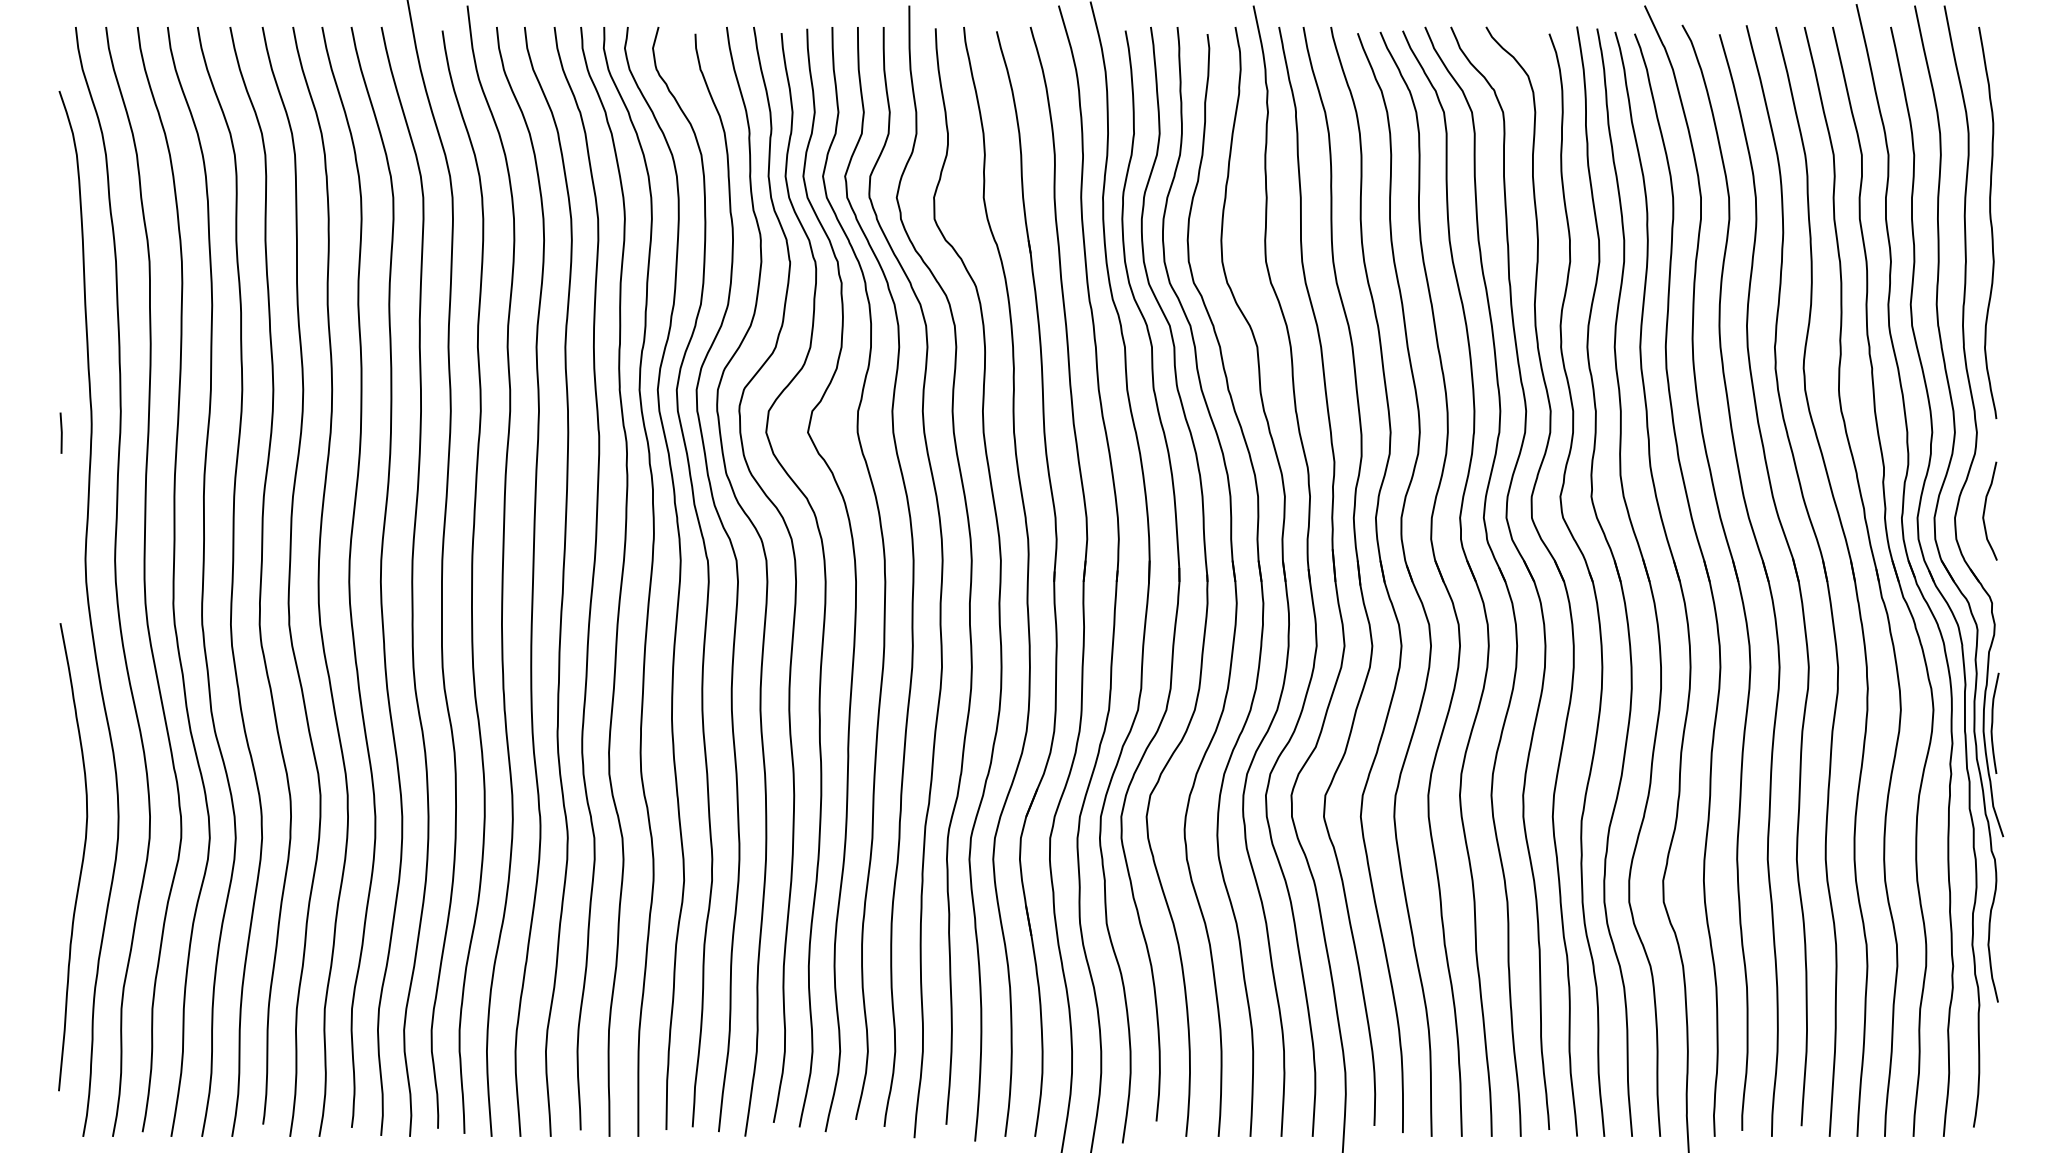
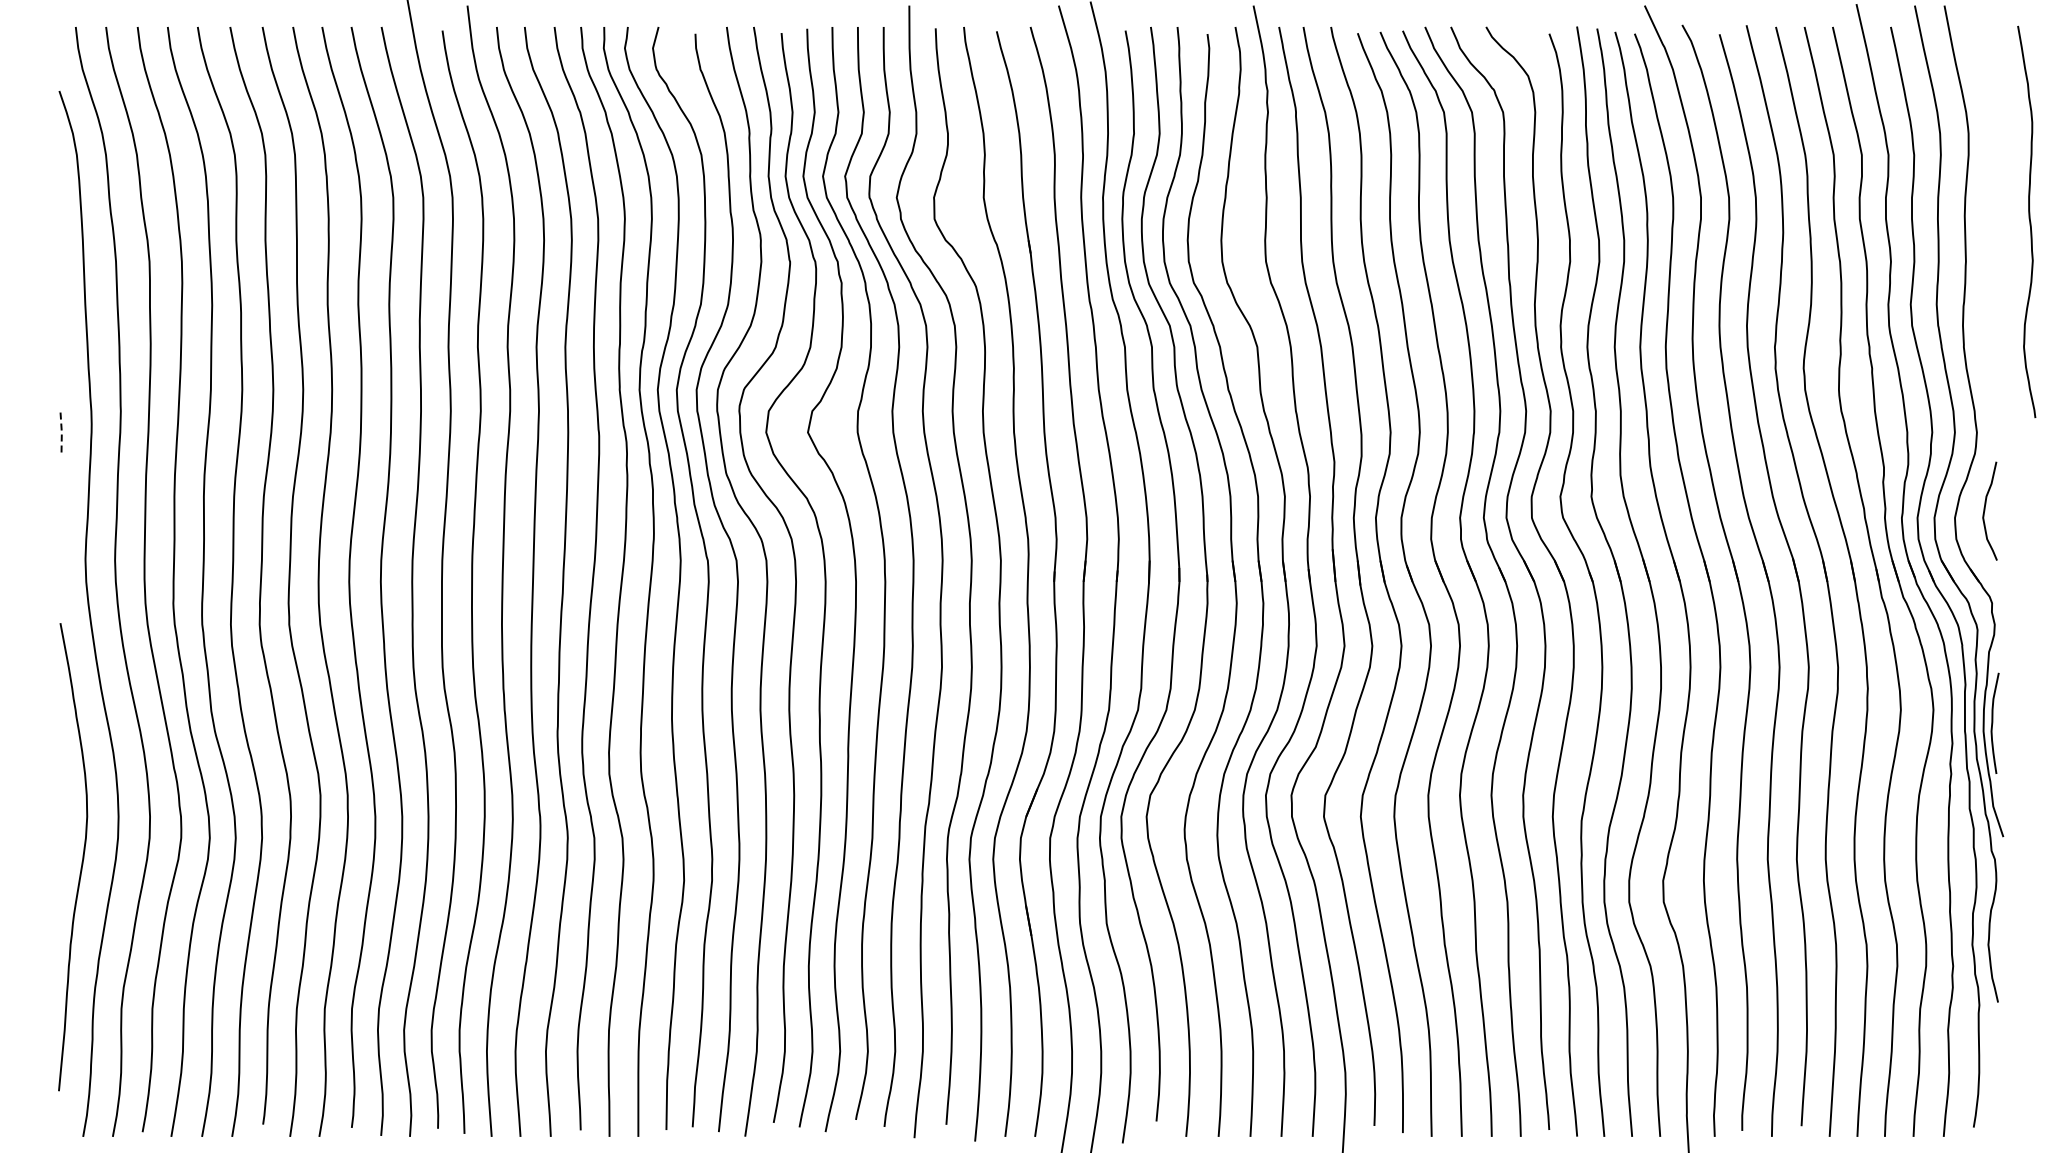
curve position: (1990, 222) -> (2029, 221) (2029, 221)
line: solid -> dashed (61, 433)
